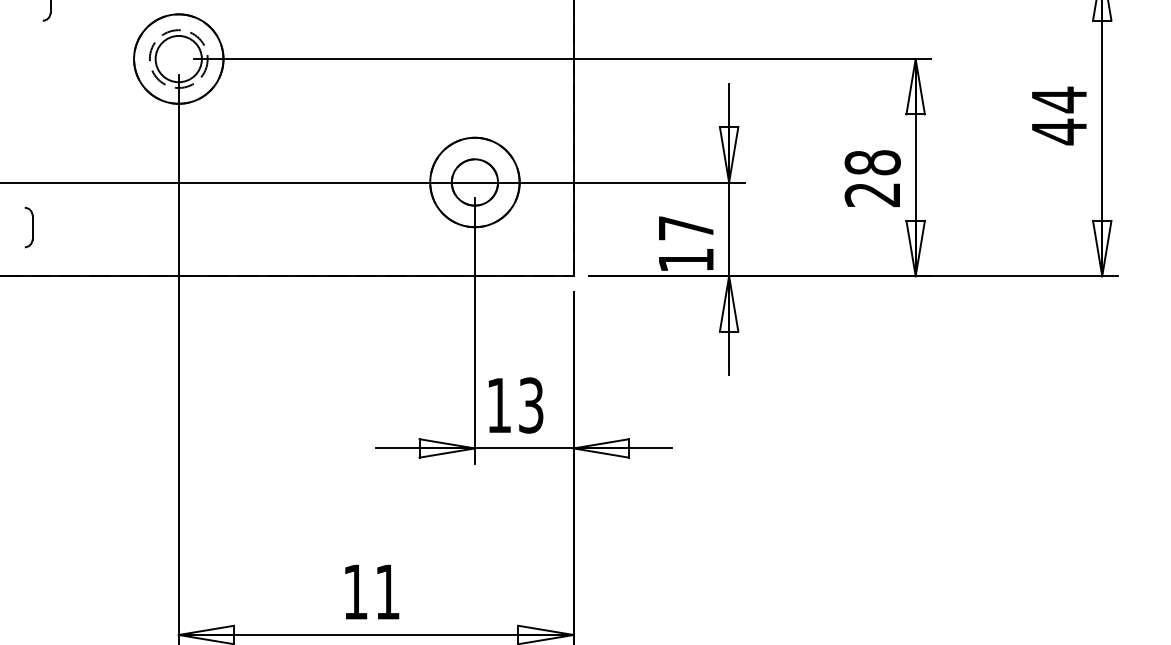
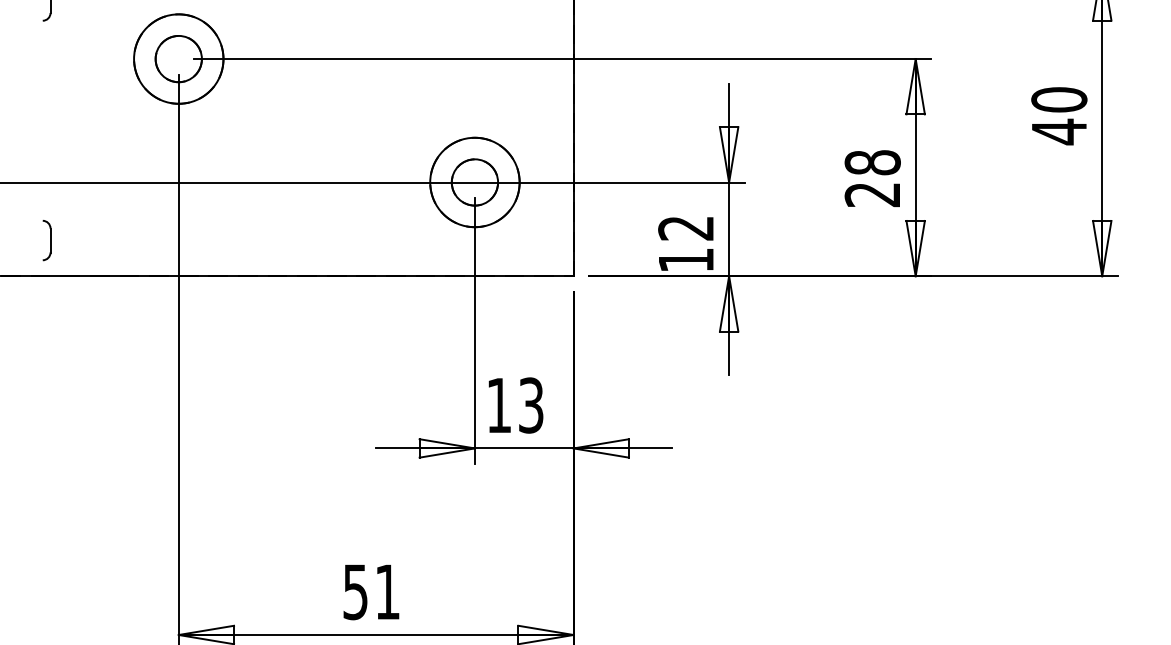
circle diameter: 58 px -> 46 px (178, 58)
text: 44 -> 40 (1059, 99)
part position: (28, 227) -> (46, 240) (46, 240)
text: 17 -> 12 (685, 228)
text: 11 -> 51 (355, 592)
